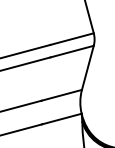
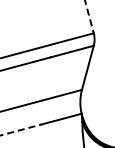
line: solid -> dashed (89, 16)
line: solid -> dashed (21, 129)
